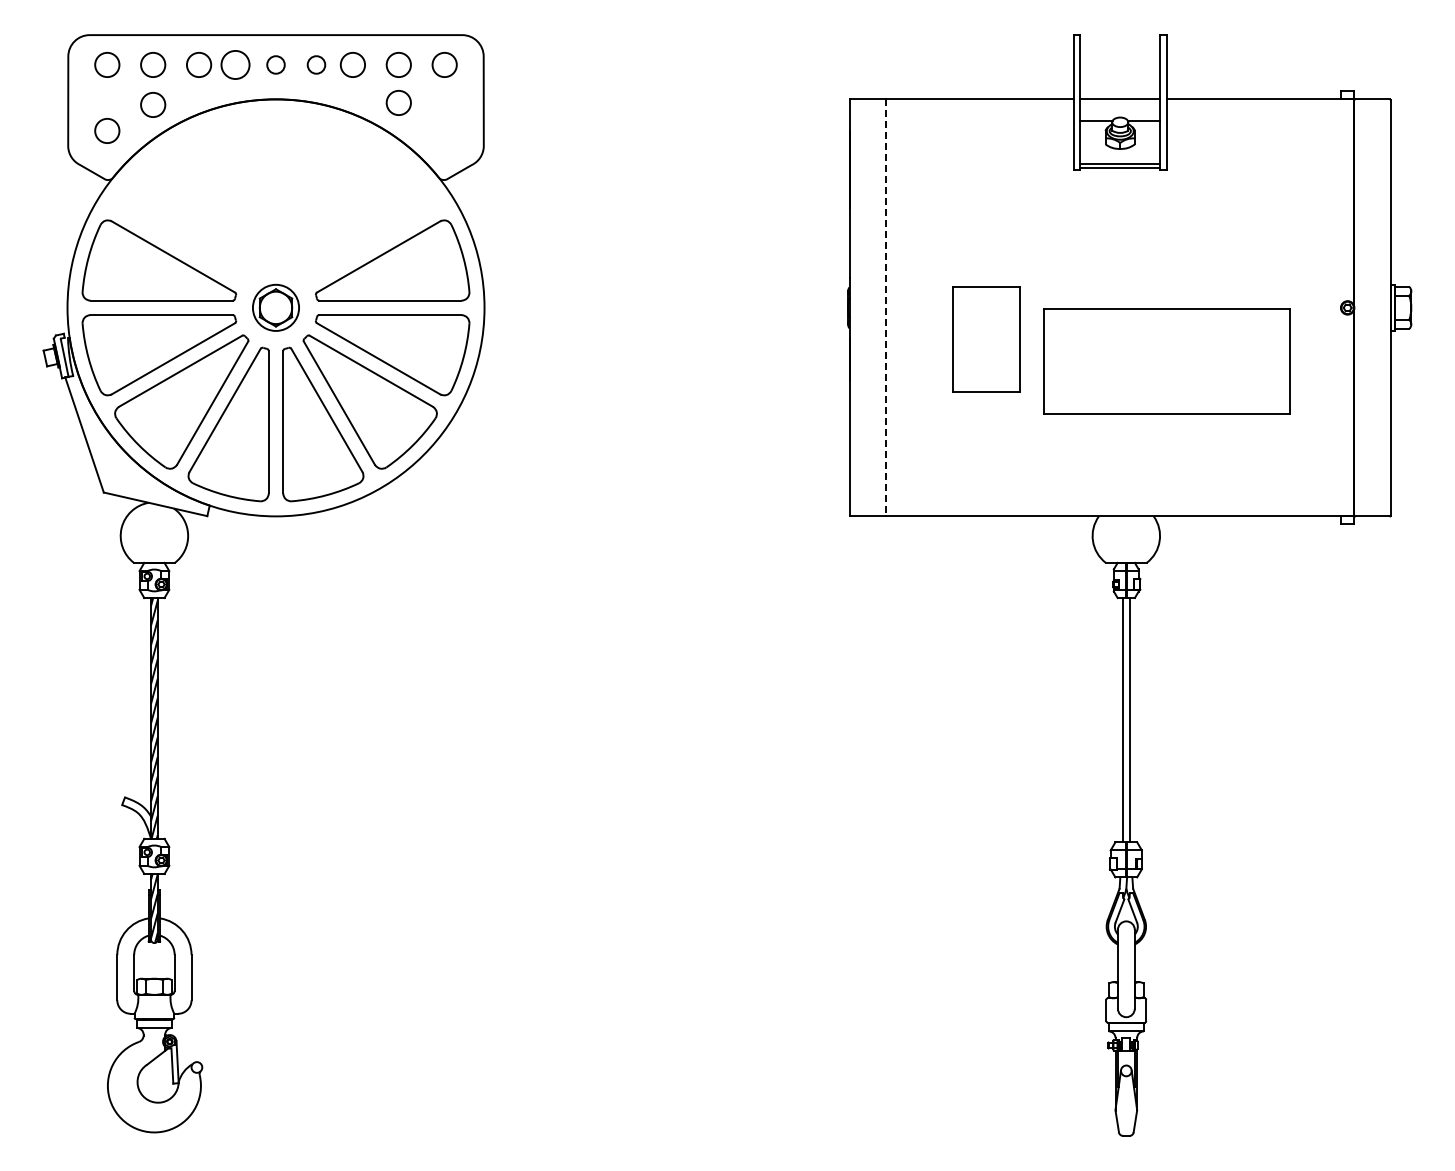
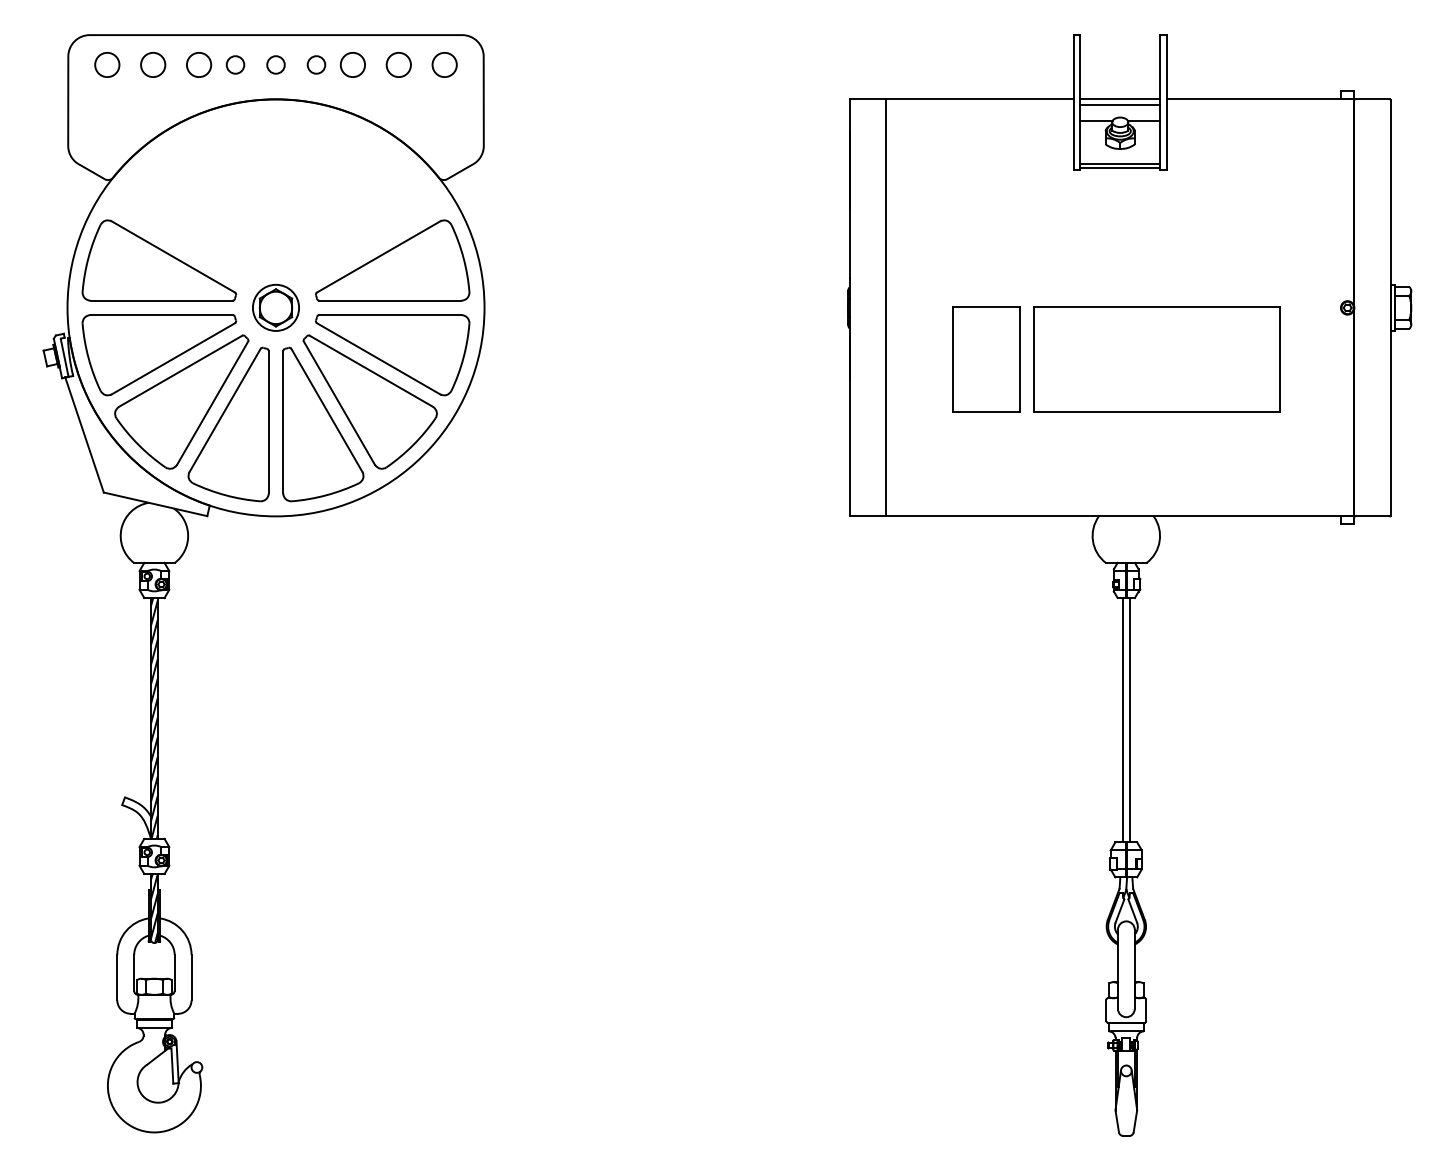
circle diameter: 28 px -> 18 px (235, 64)
circle: present -> none (398, 102)
circle: present -> none (153, 104)
line: none -> present (1120, 104)
circle: present -> none (107, 130)
line: dashed -> solid (886, 308)
part position: (986, 339) -> (986, 359) (986, 359)
part position: (1166, 361) -> (1156, 359) (1156, 359)
